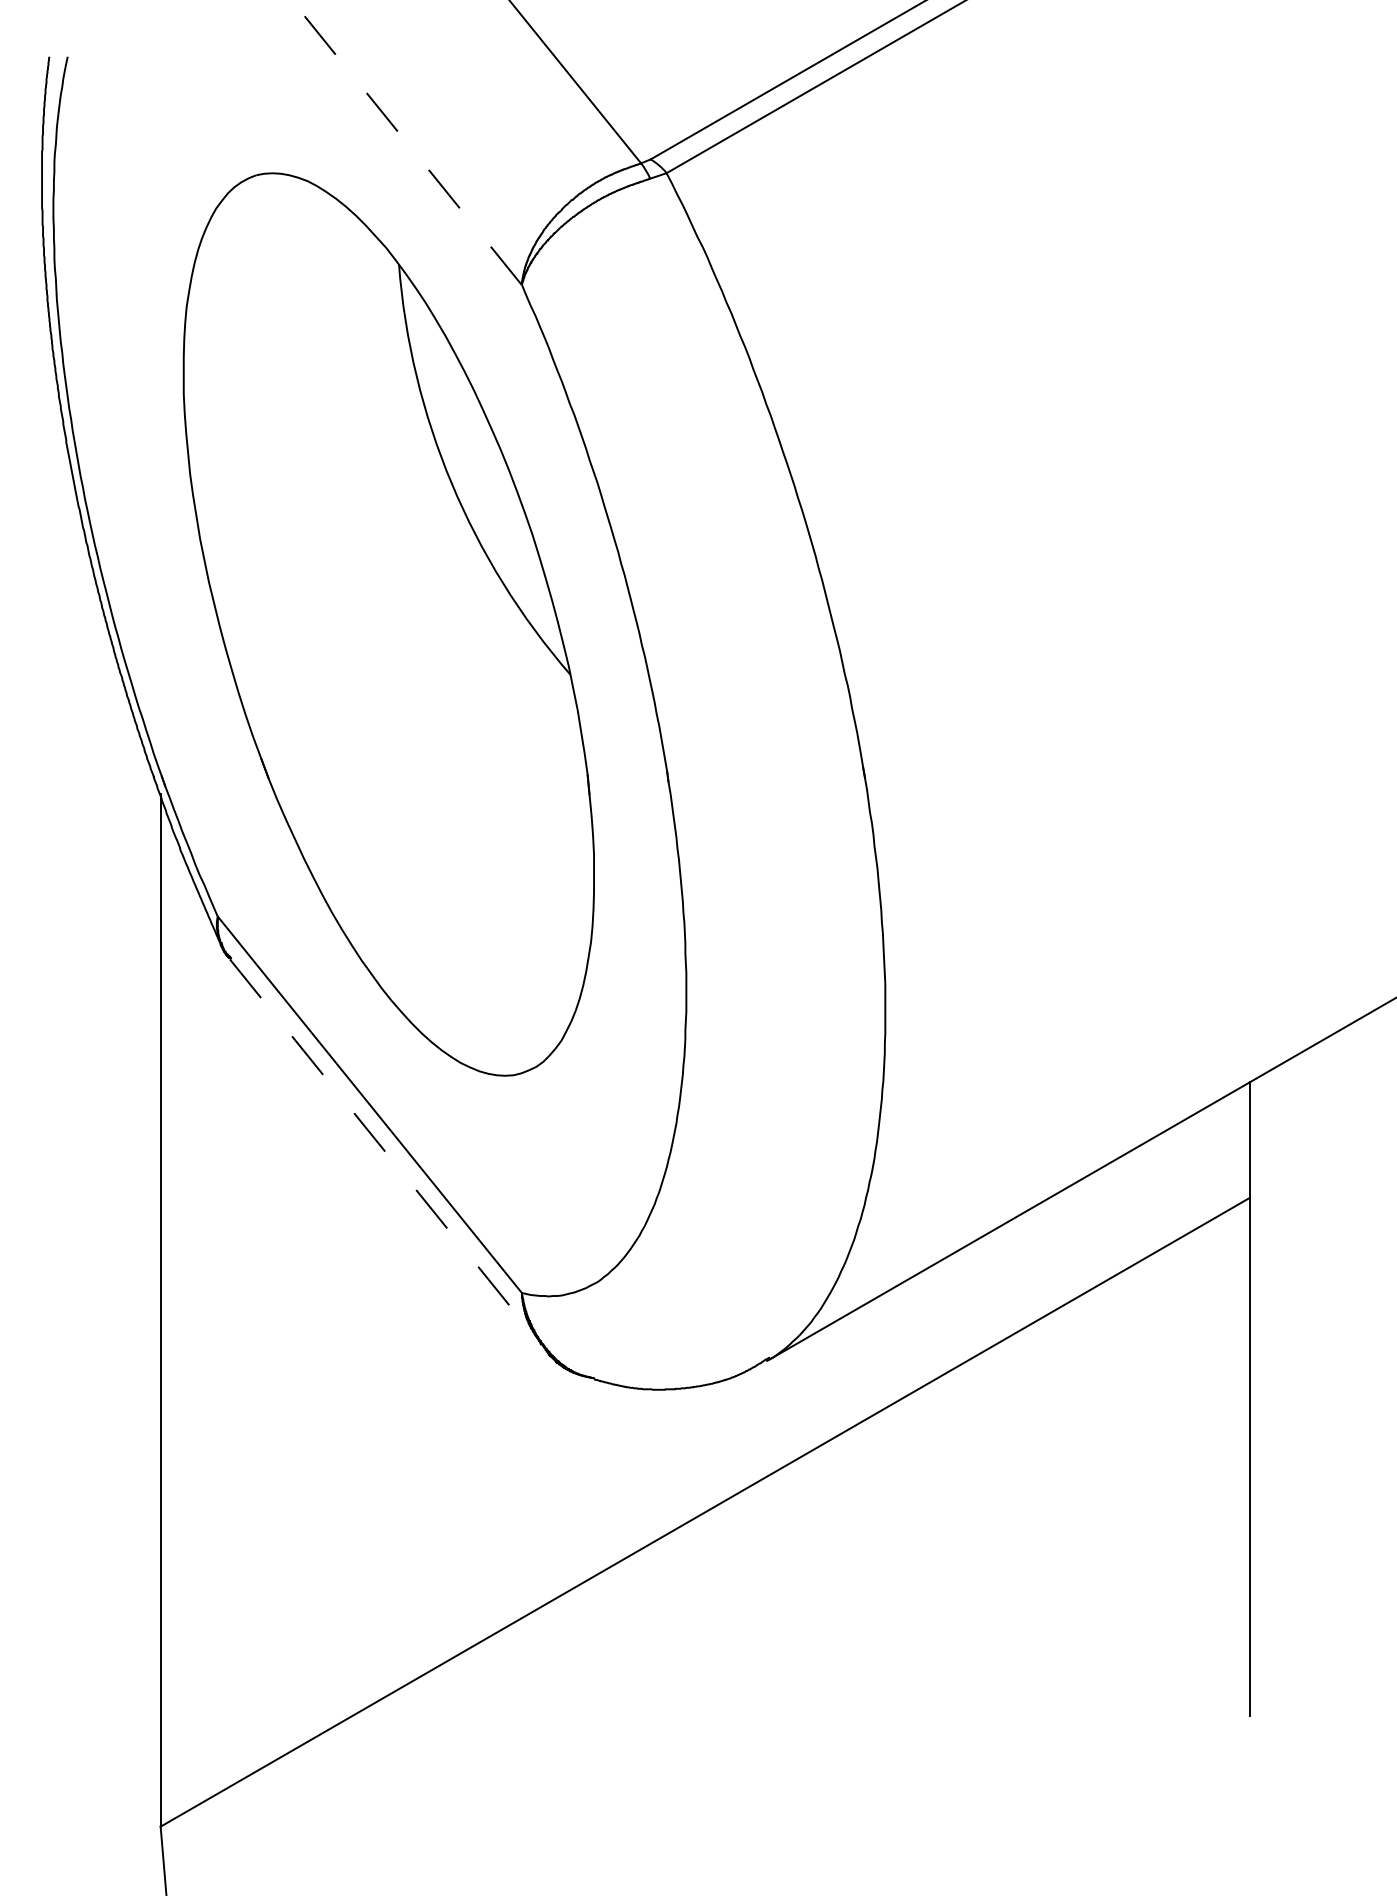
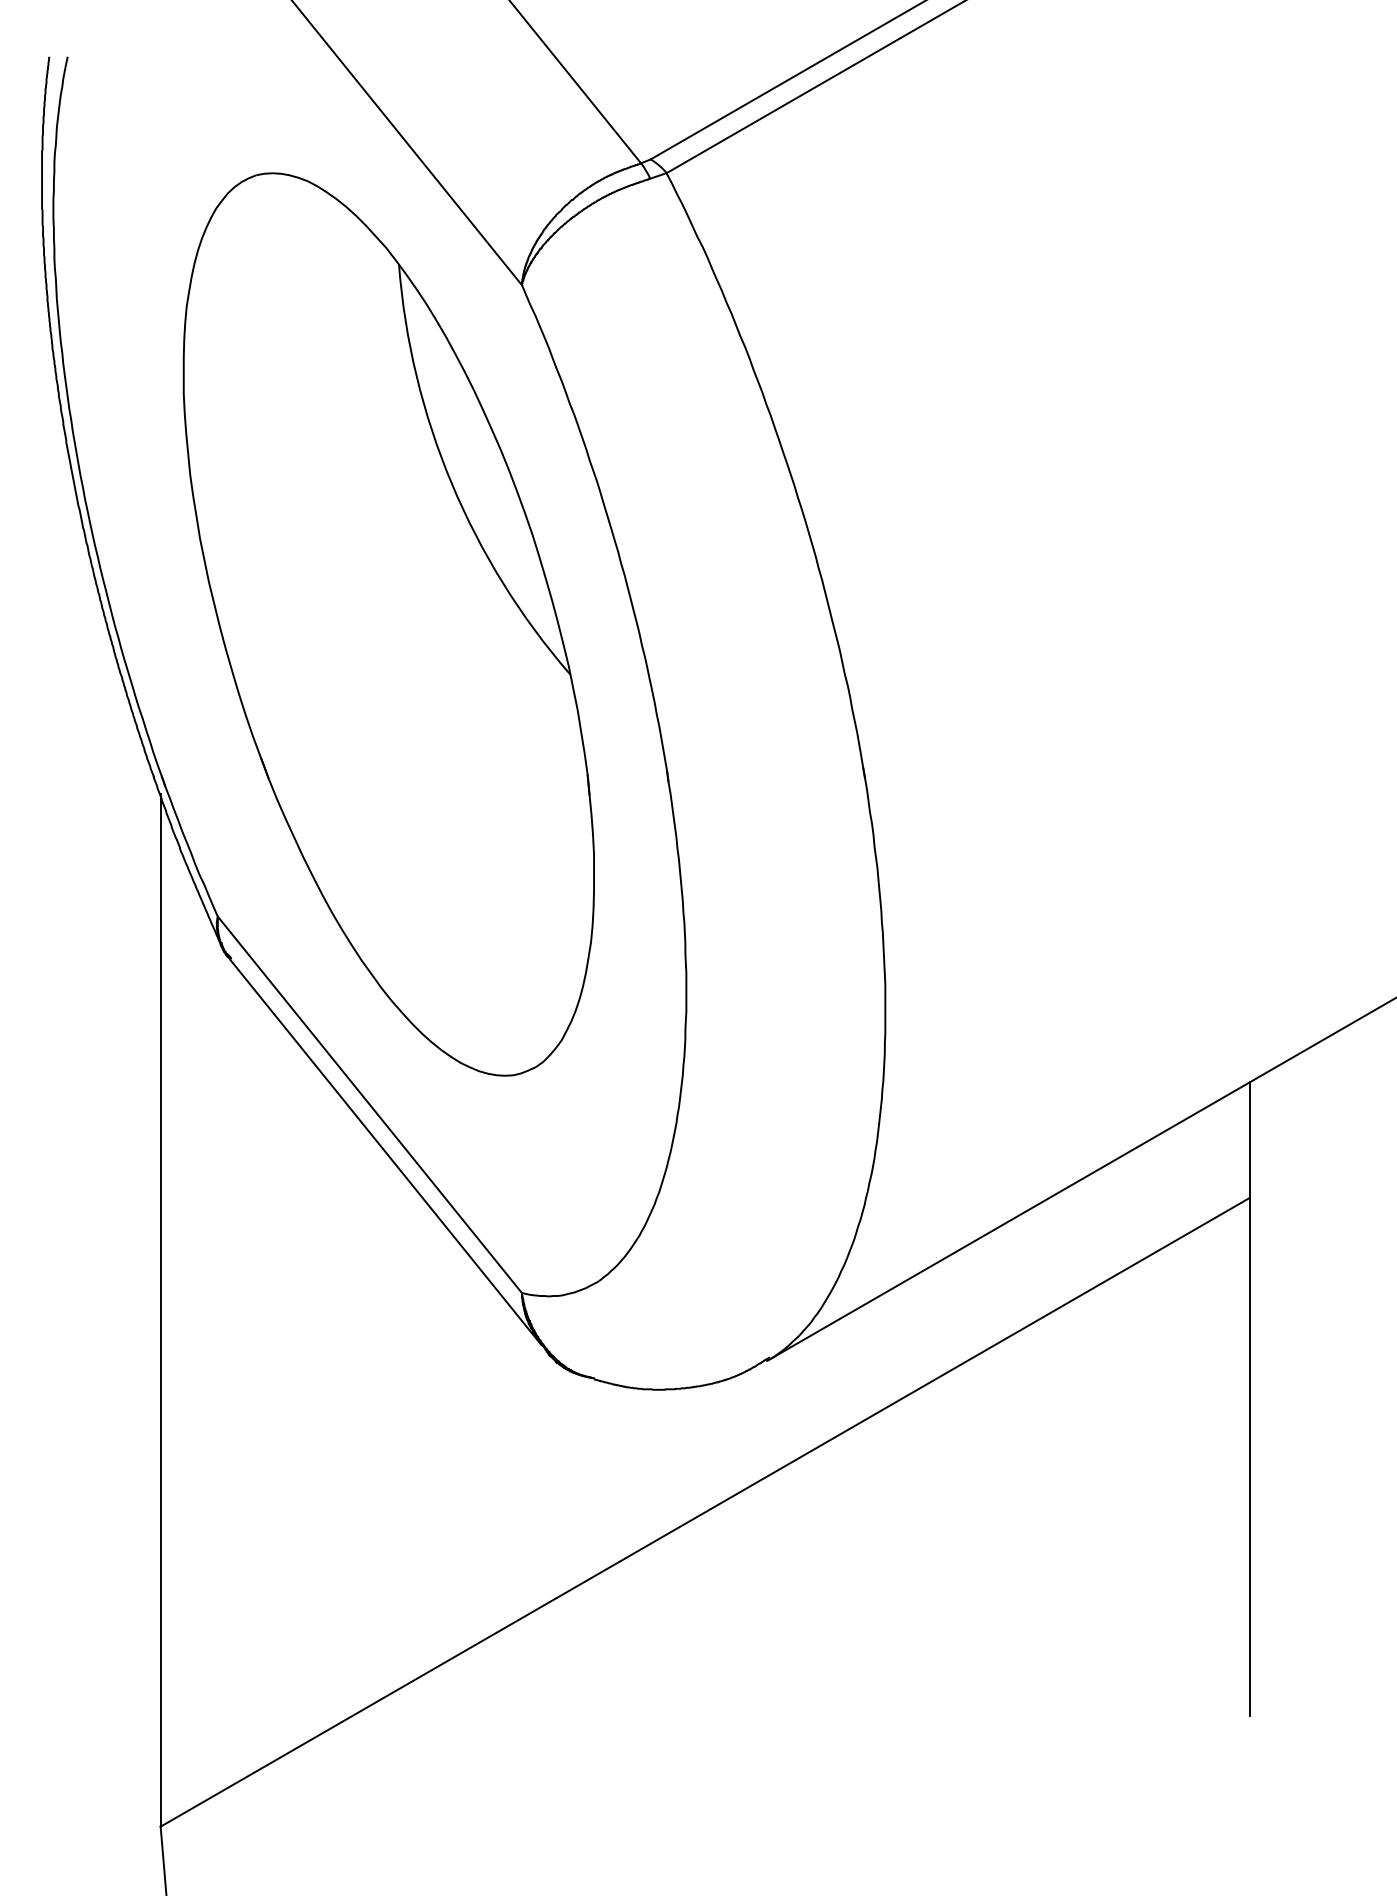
line: dashed -> solid (406, 142)
line: dashed -> solid (385, 1152)
